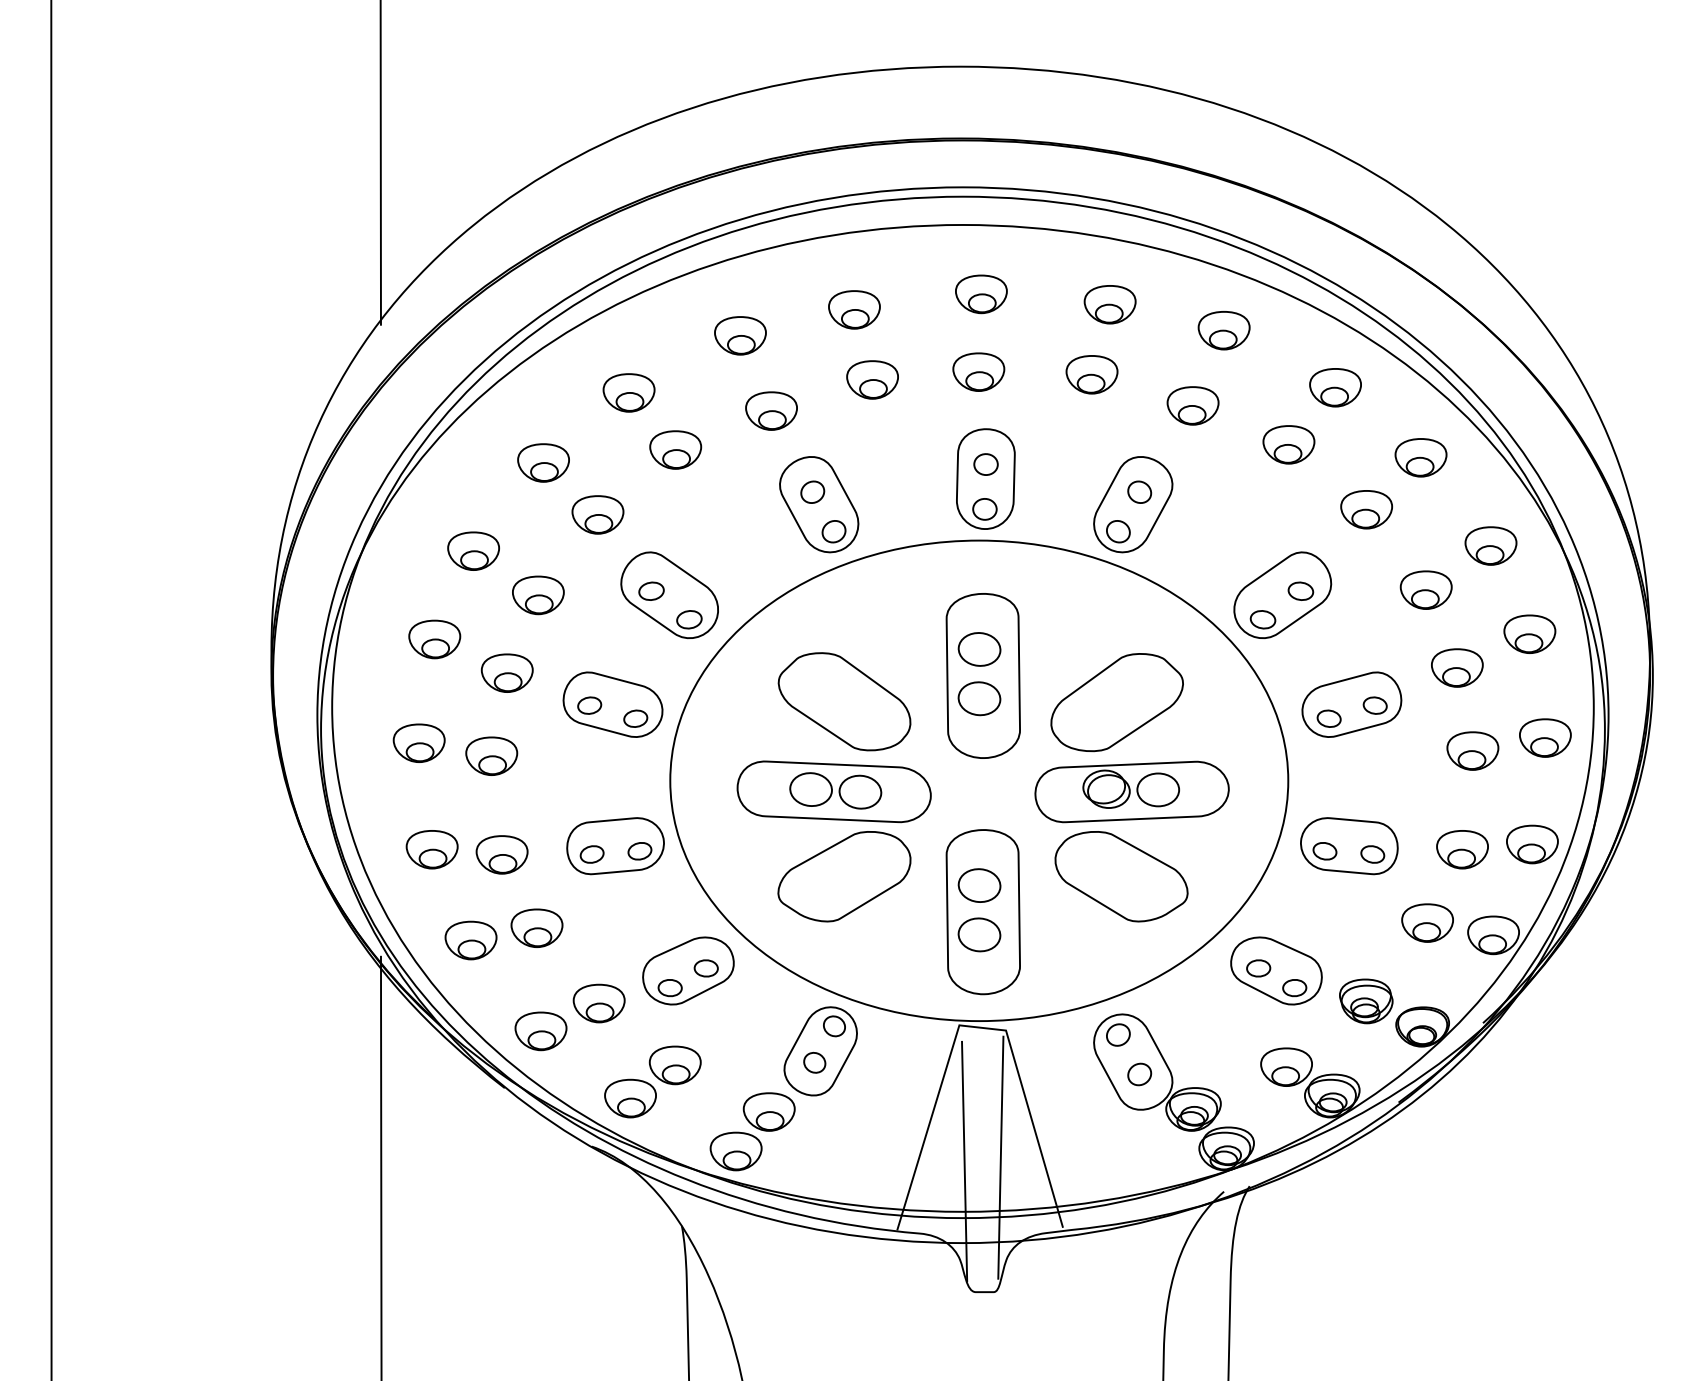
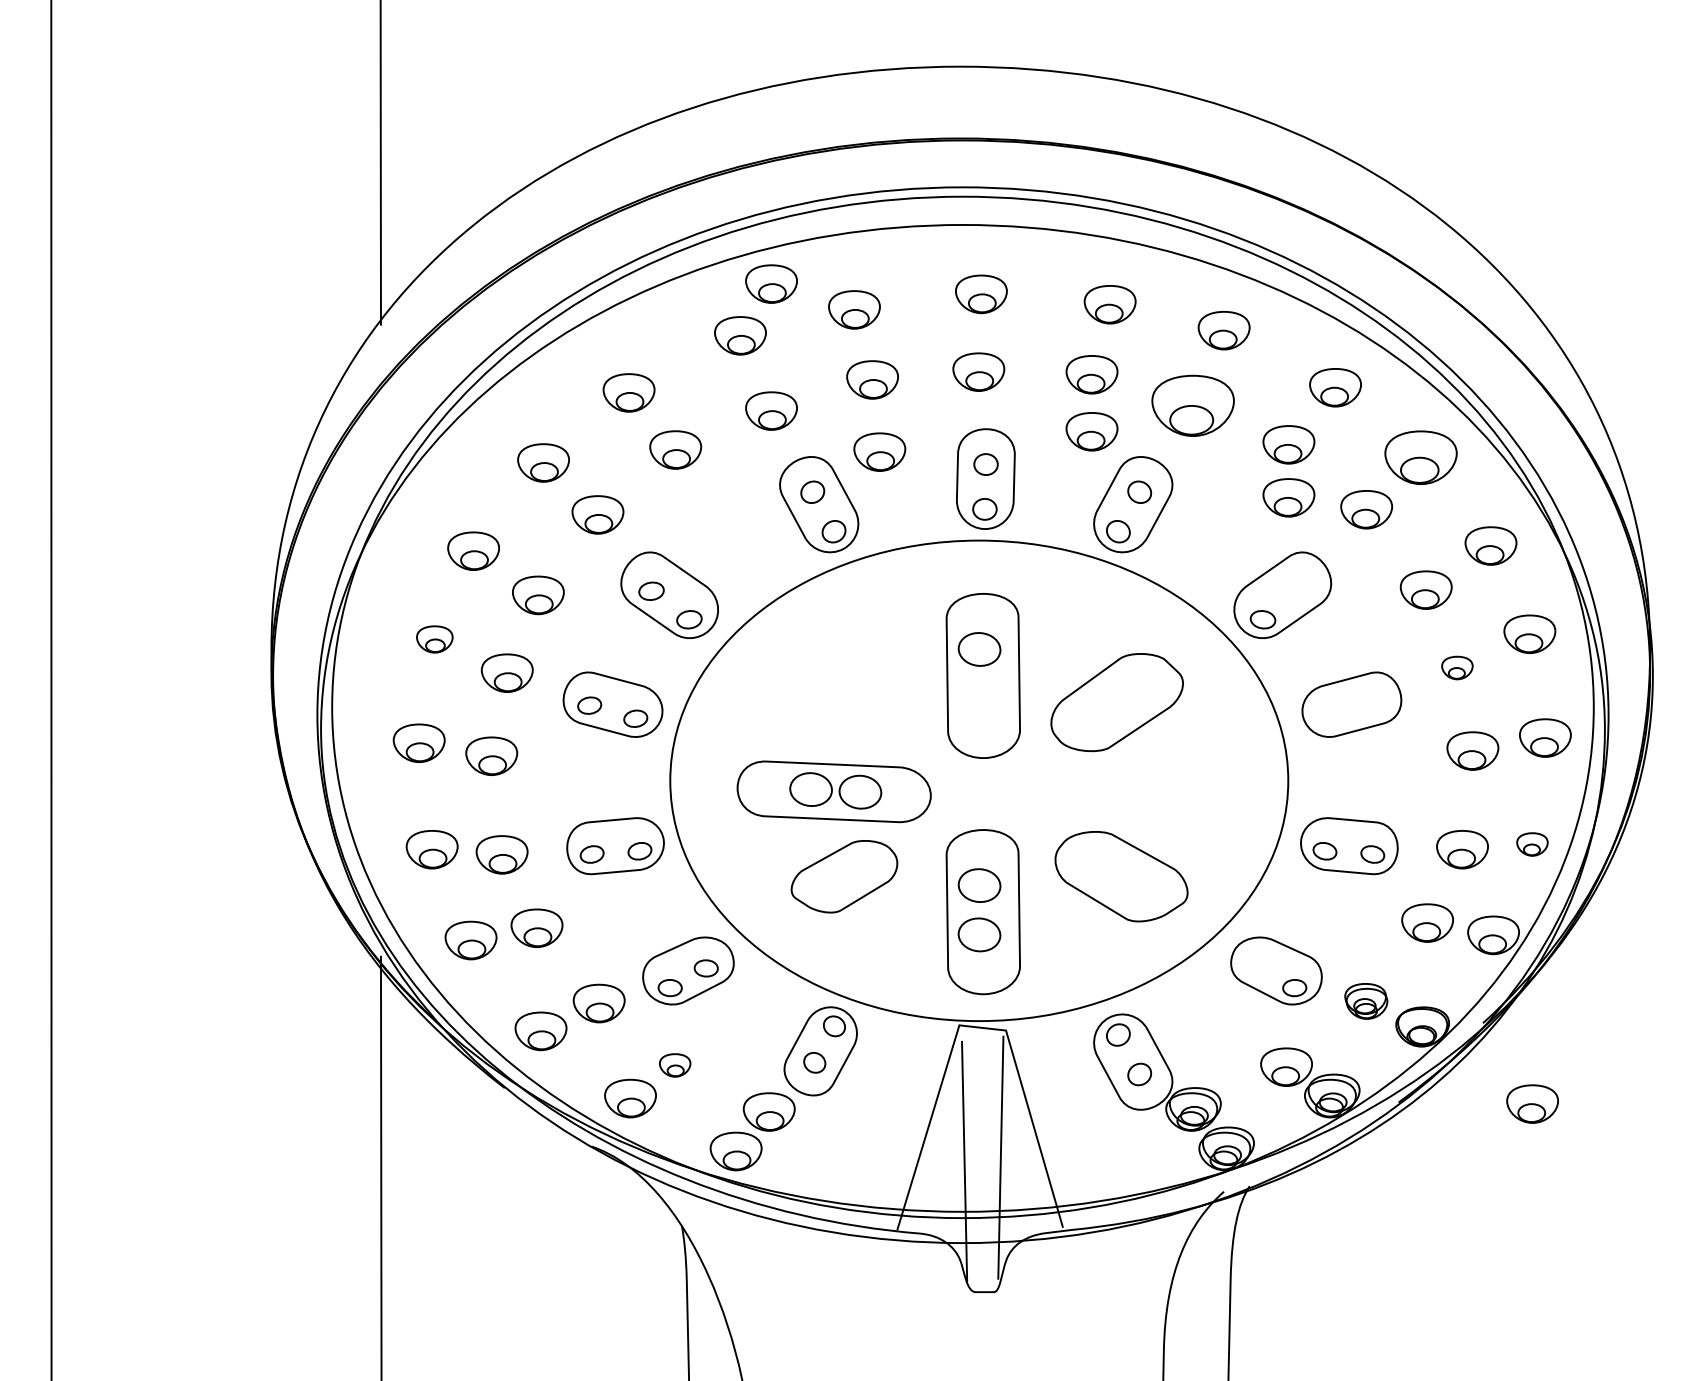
part: none -> present (771, 283)
part size: 54x40 px -> 84x63 px (1192, 405)
part: none -> present (1091, 431)
part: none -> present (879, 451)
part size: 54x40 px -> 74x55 px (1420, 457)
part: none -> present (1288, 497)
part: present -> none (1300, 590)
part size: 54x41 px -> 38x29 px (434, 639)
part size: 53x40 px -> 33x26 px (1457, 667)
part: present -> none (979, 698)
part: present -> none (844, 701)
part: present -> none (1374, 705)
part: present -> none (1328, 718)
part: present -> none (1131, 791)
part size: 53x41 px -> 33x25 px (1532, 844)
part size: 135x92 px -> 109x74 px (844, 876)
part: present -> none (1258, 968)
part size: 55x47 px -> 45x37 px (1366, 1001)
part size: 54x41 px -> 33x25 px (675, 1065)
part: none -> present (1532, 1103)
